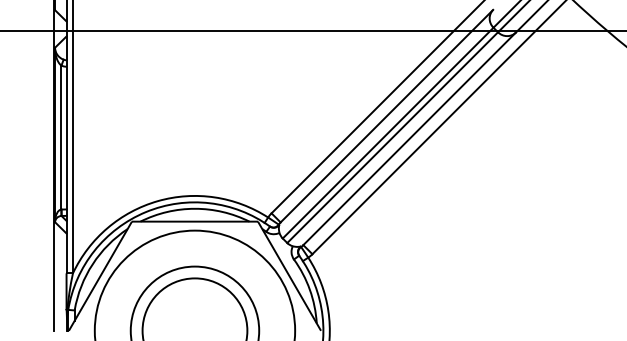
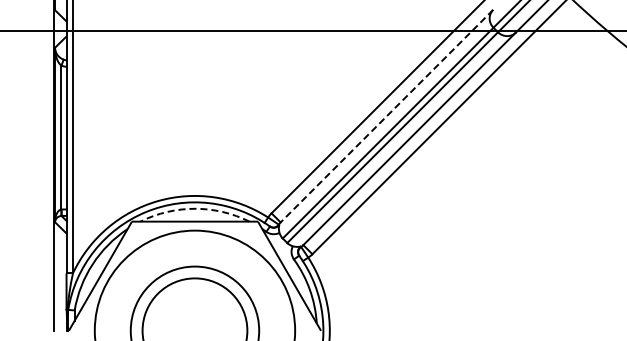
line: solid -> dashed (386, 116)
arc: solid -> dashed (194, 208)
